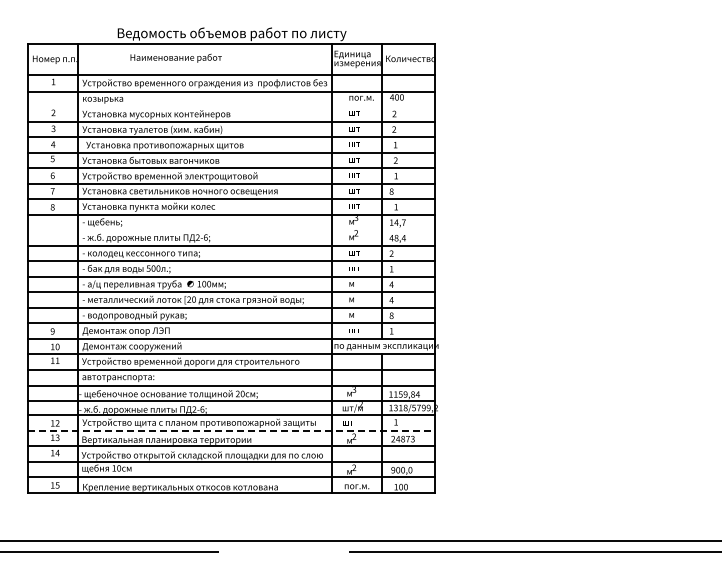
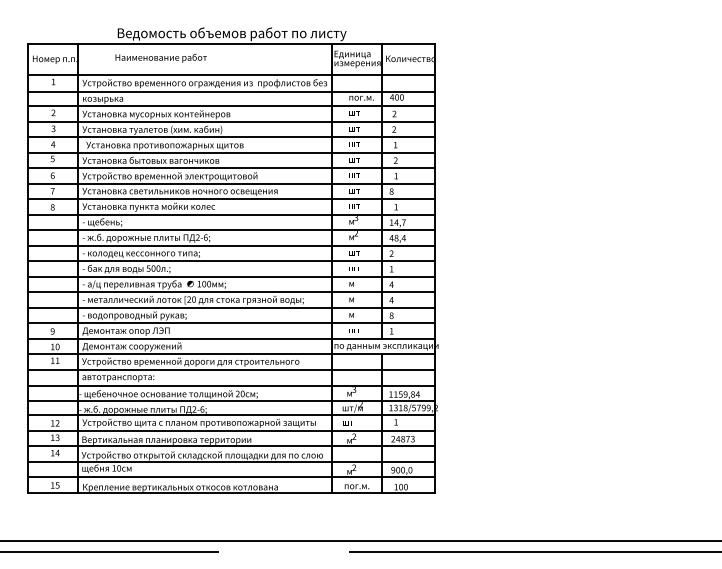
text position: (175, 57) -> (160, 57) (160, 57)
line: none -> present (231, 106)
line: none -> present (231, 230)
line: dashed -> solid (231, 430)
